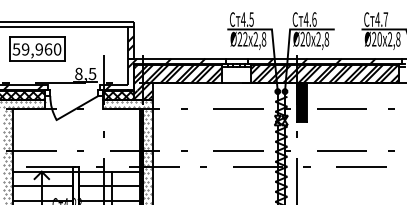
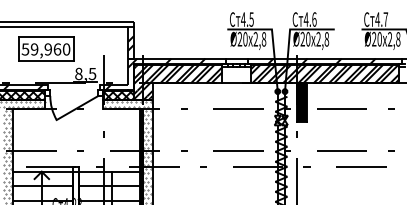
text: Ø22 -> Ø20 (245, 39)
part position: (37, 48) -> (46, 48) (46, 48)
